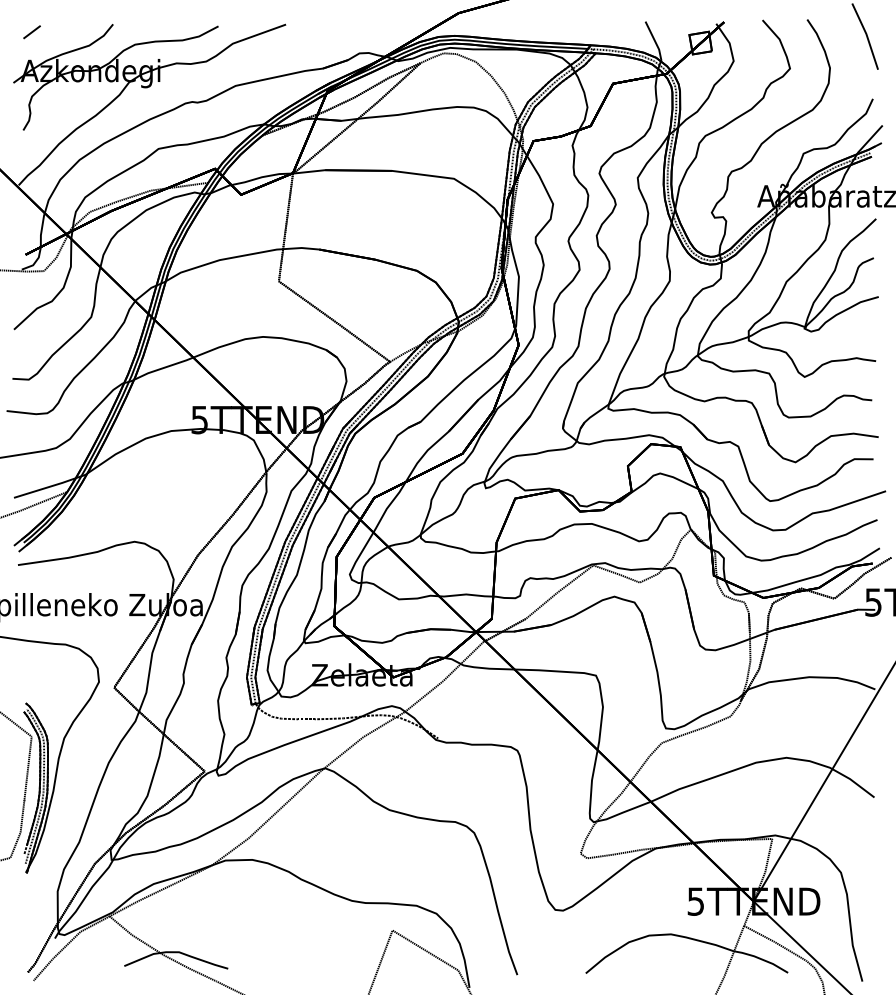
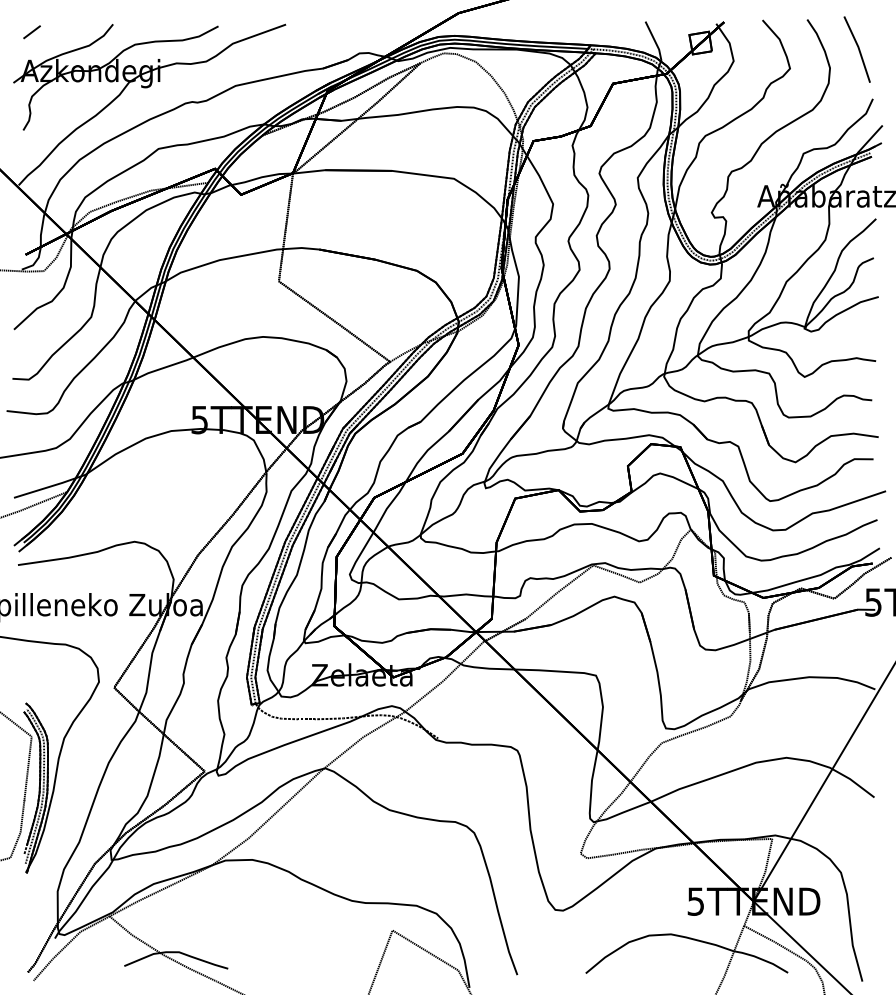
line position: (865, 35) -> (857, 48) (857, 48)
